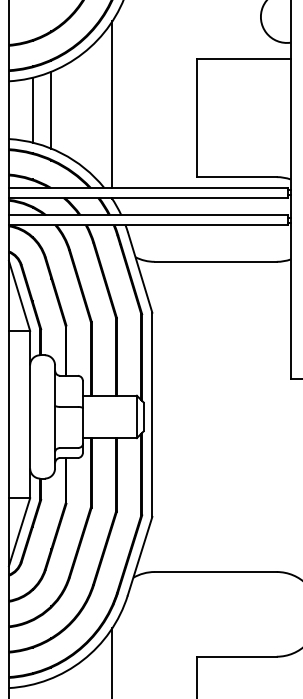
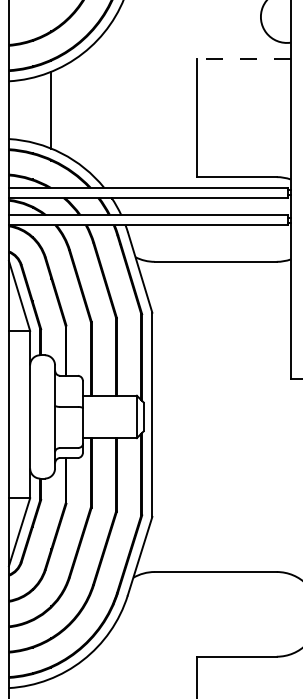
line: solid -> dashed (243, 59)
line: present -> none (112, 104)
line: present -> none (32, 109)
line: present -> none (112, 661)
